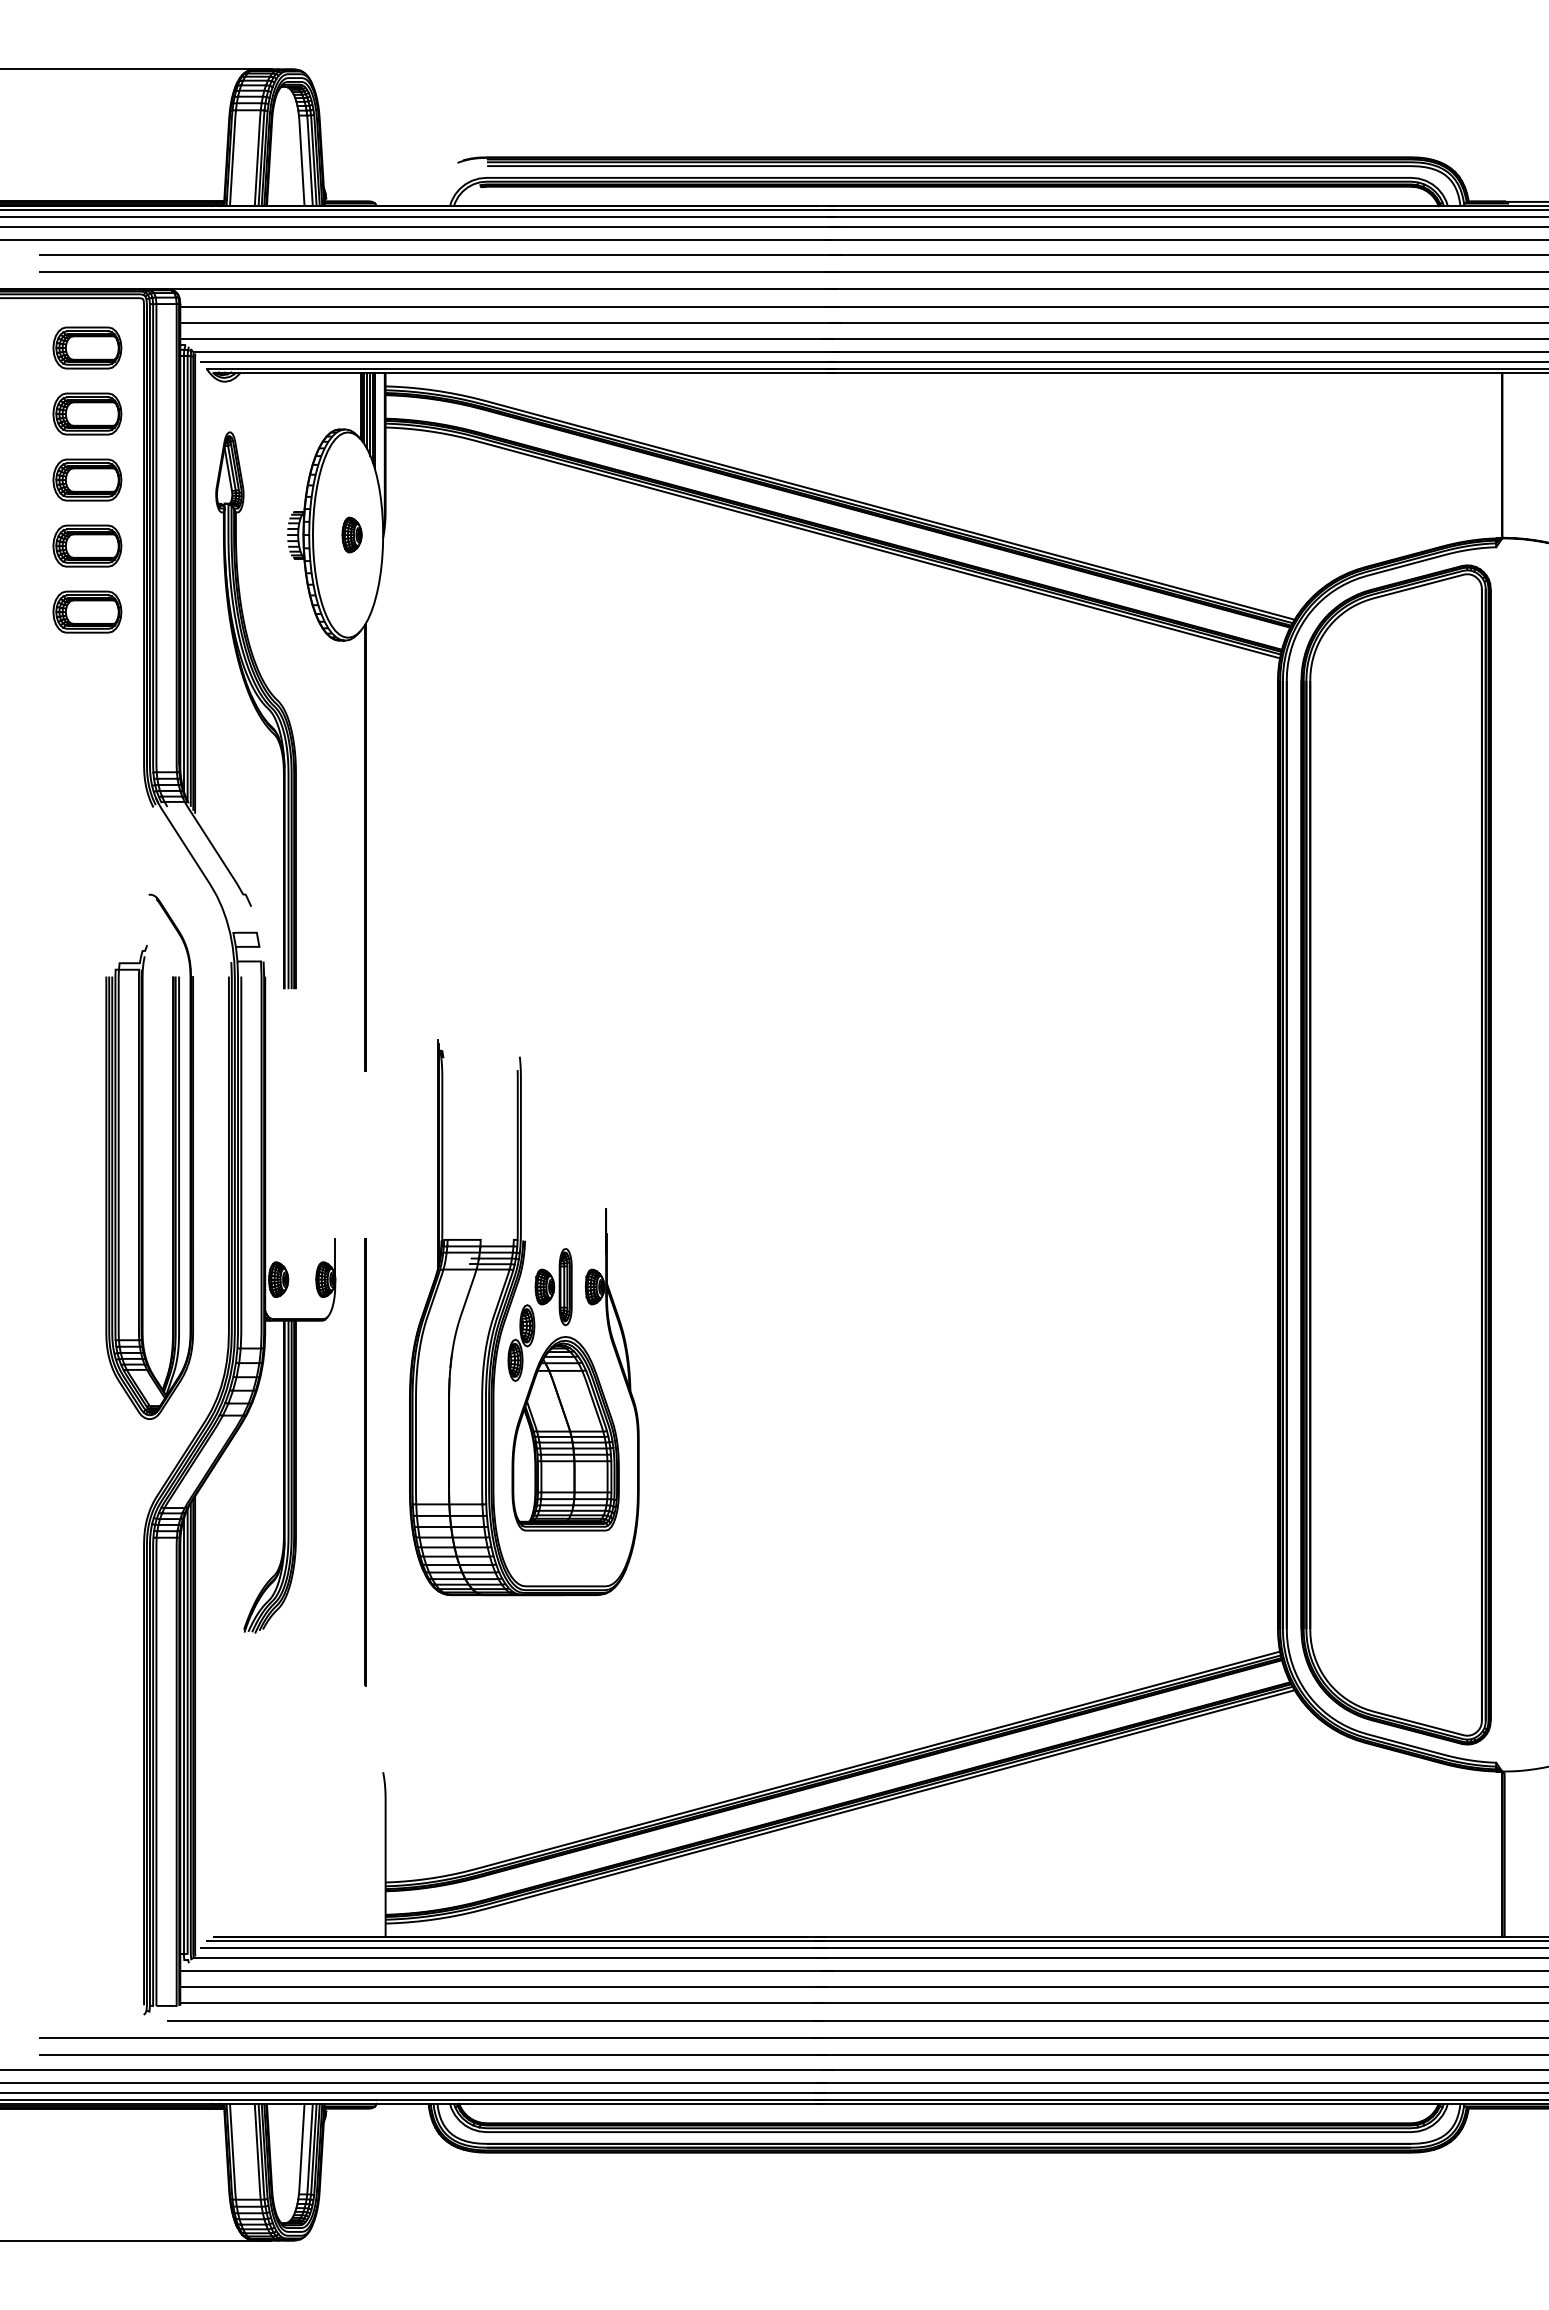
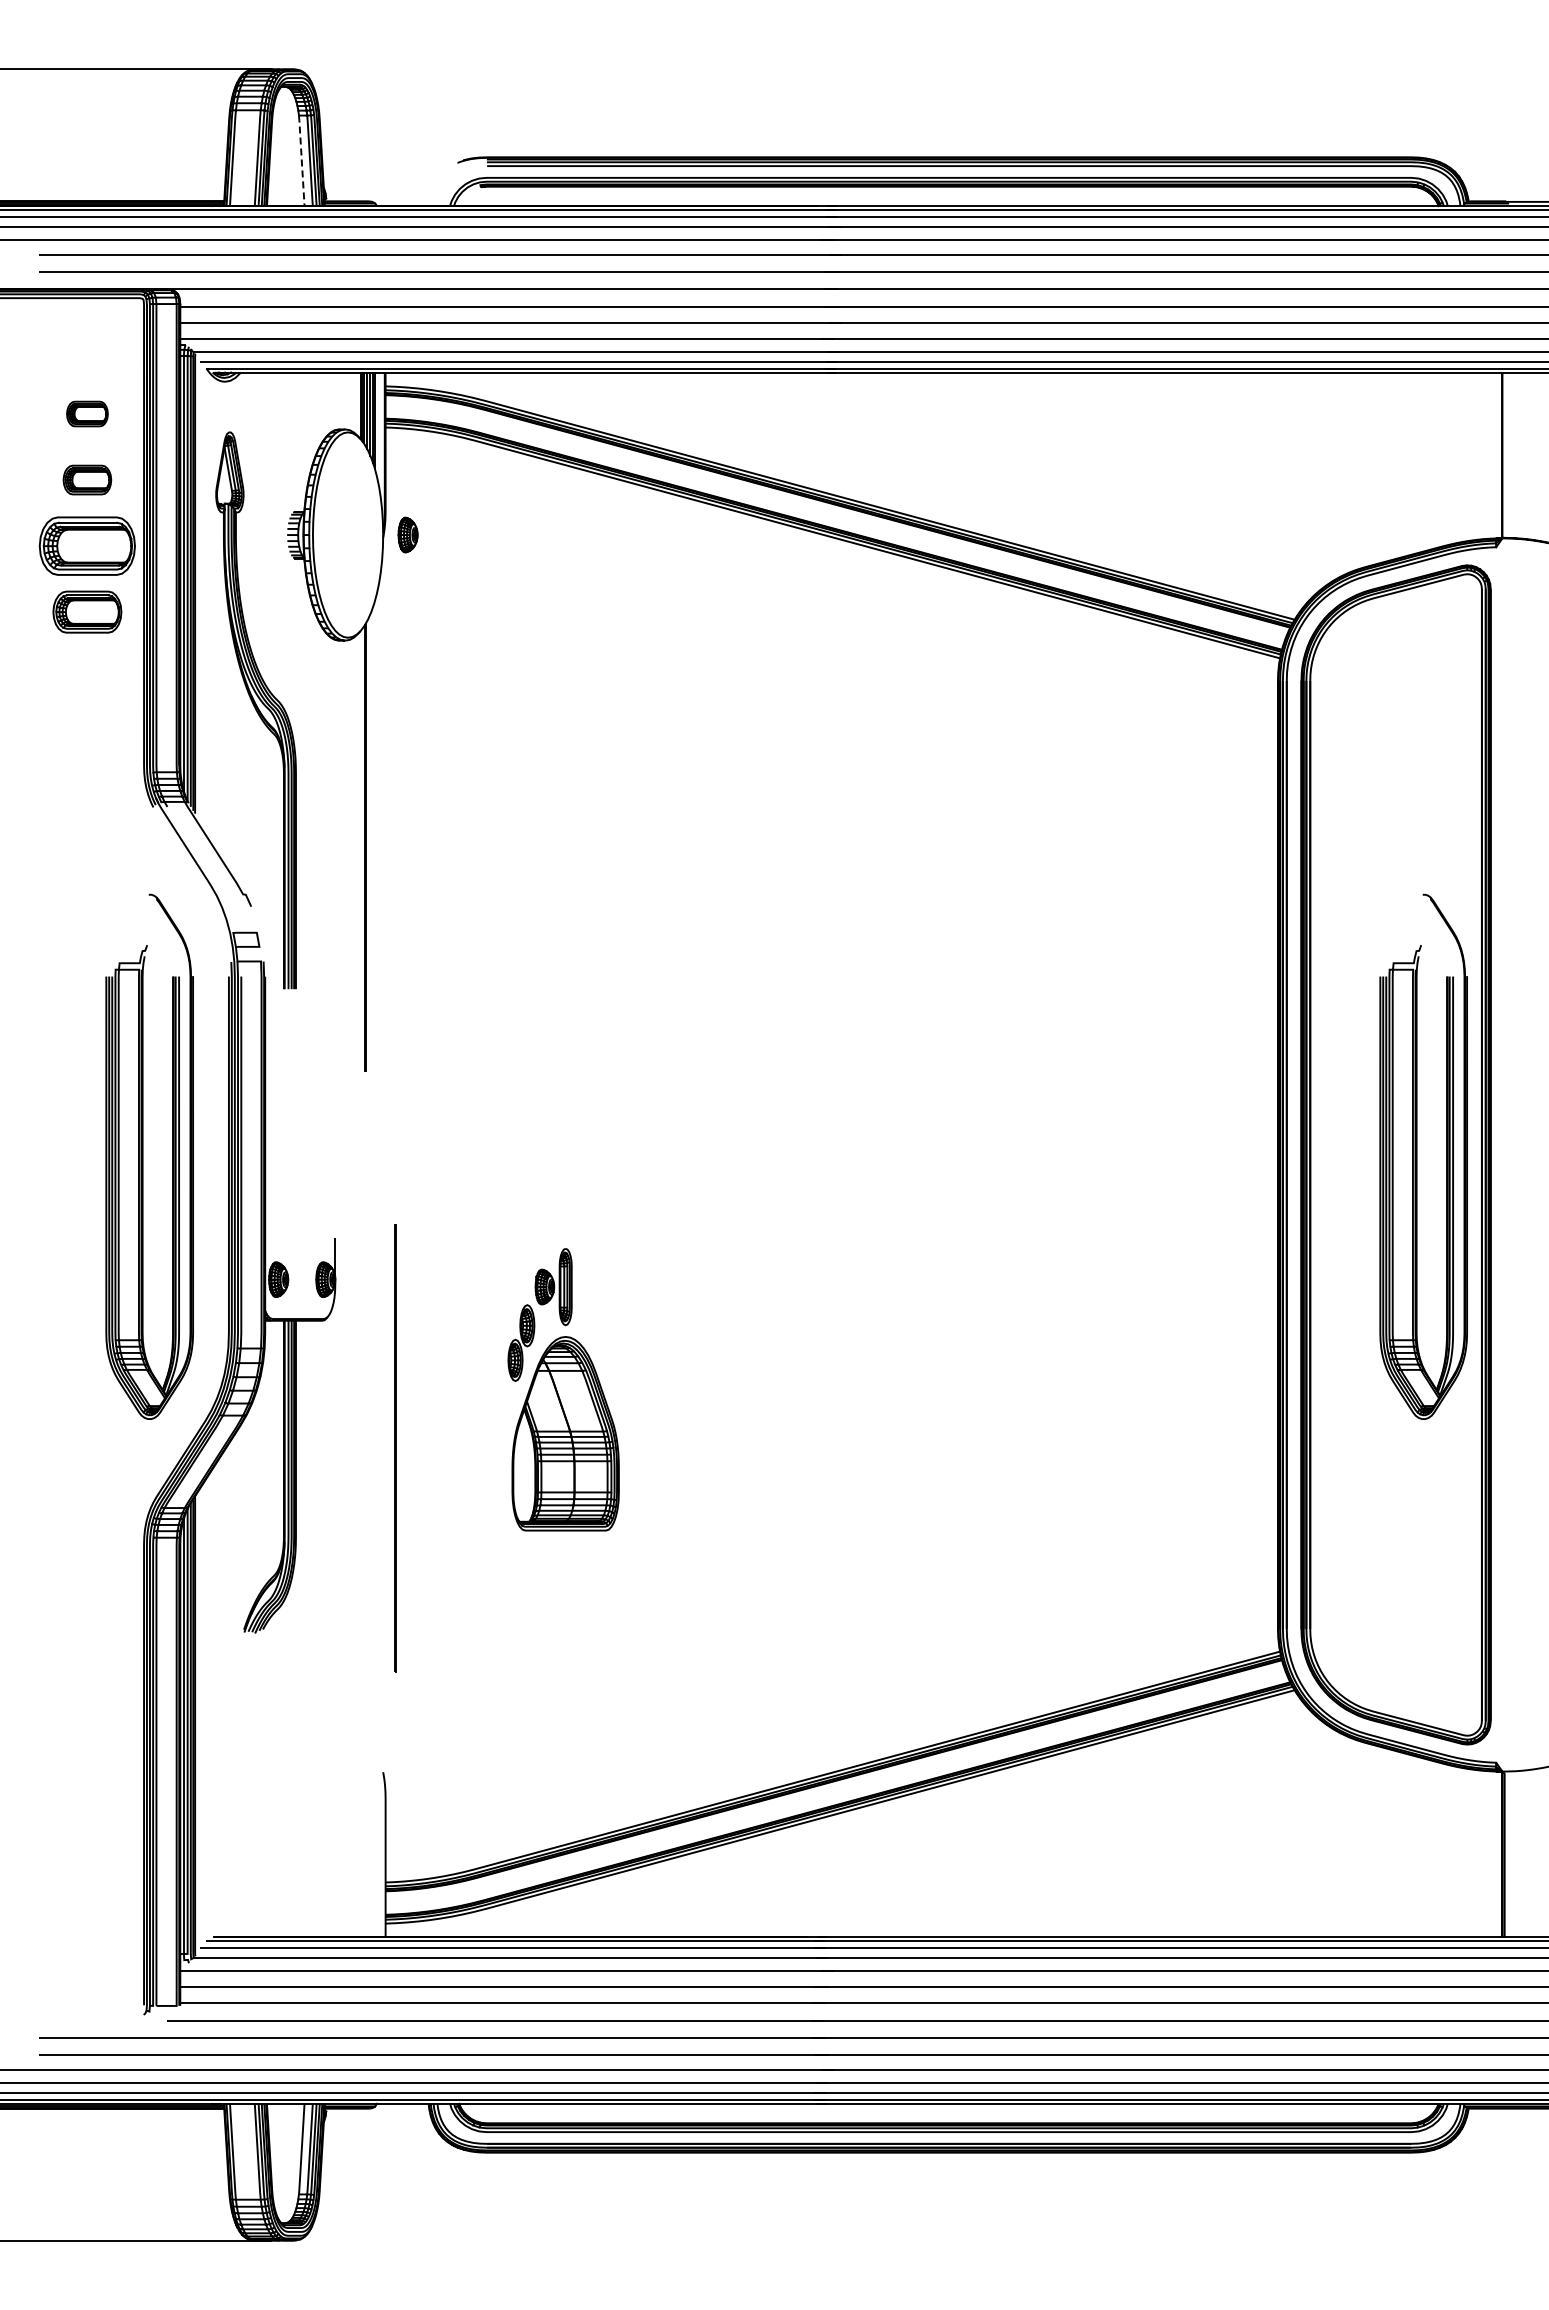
line: solid -> dashed (301, 160)
part: present -> none (87, 347)
part size: 71x44 px -> 43x28 px (87, 413)
part size: 71x44 px -> 51x32 px (87, 479)
part position: (351, 534) -> (407, 534) (407, 534)
part size: 71x44 px -> 98x60 px (86, 545)
part: none -> present (1423, 1156)
part: present -> none (508, 1313)
line position: (365, 1462) -> (395, 1448) (395, 1448)
